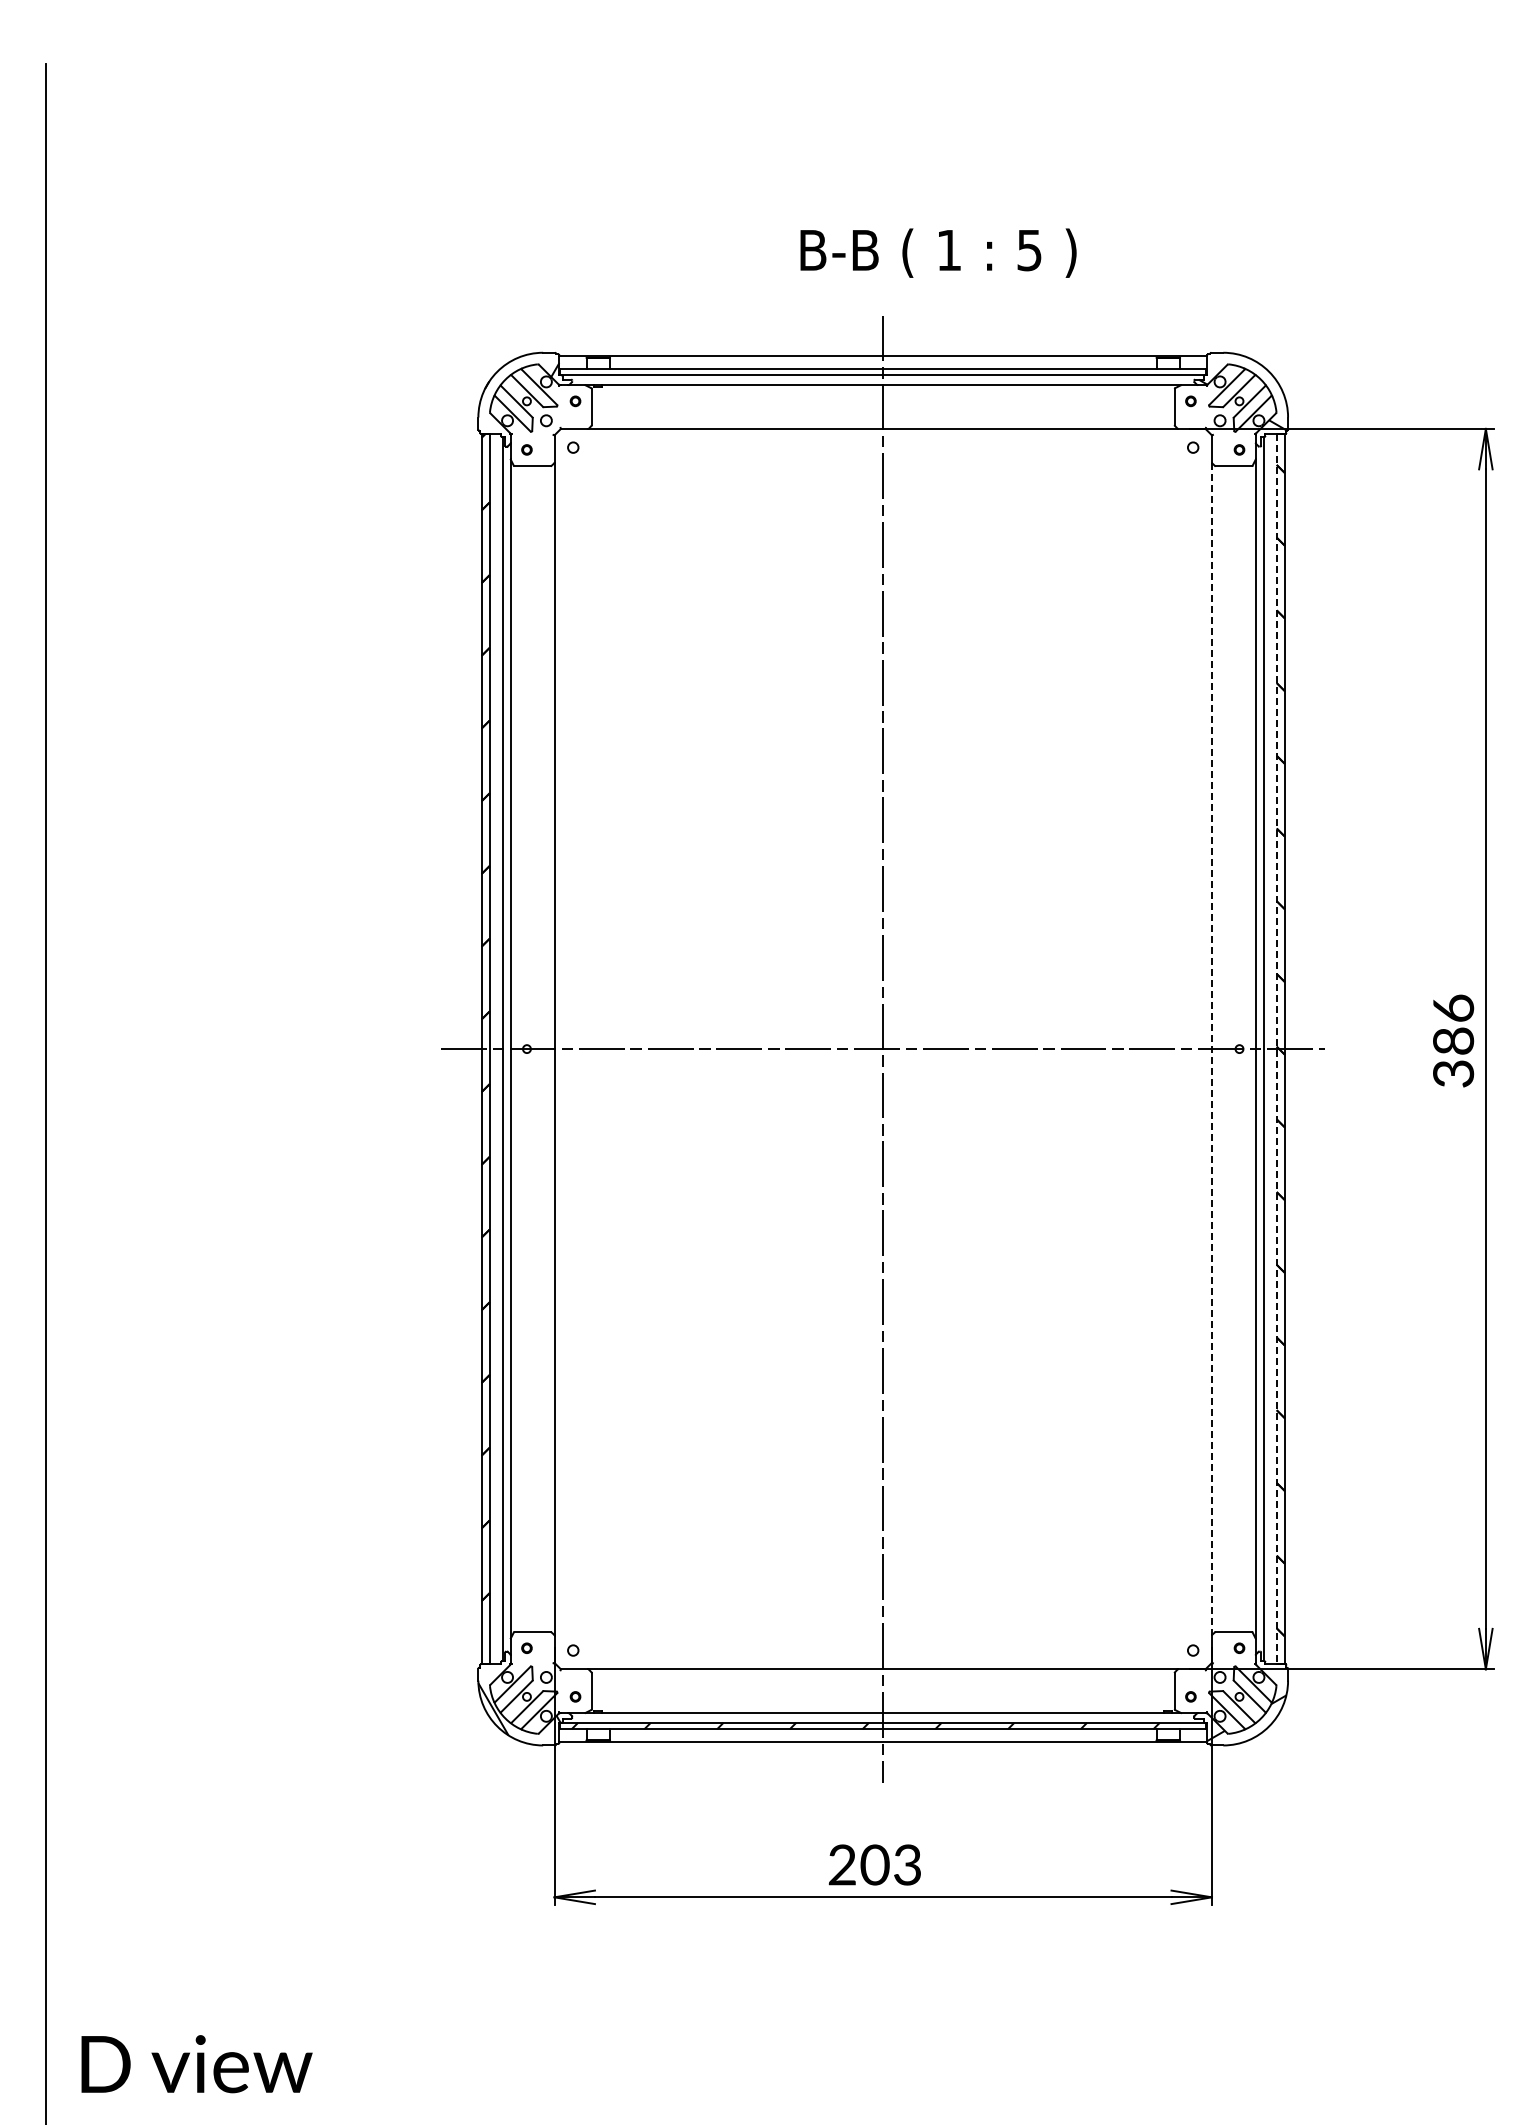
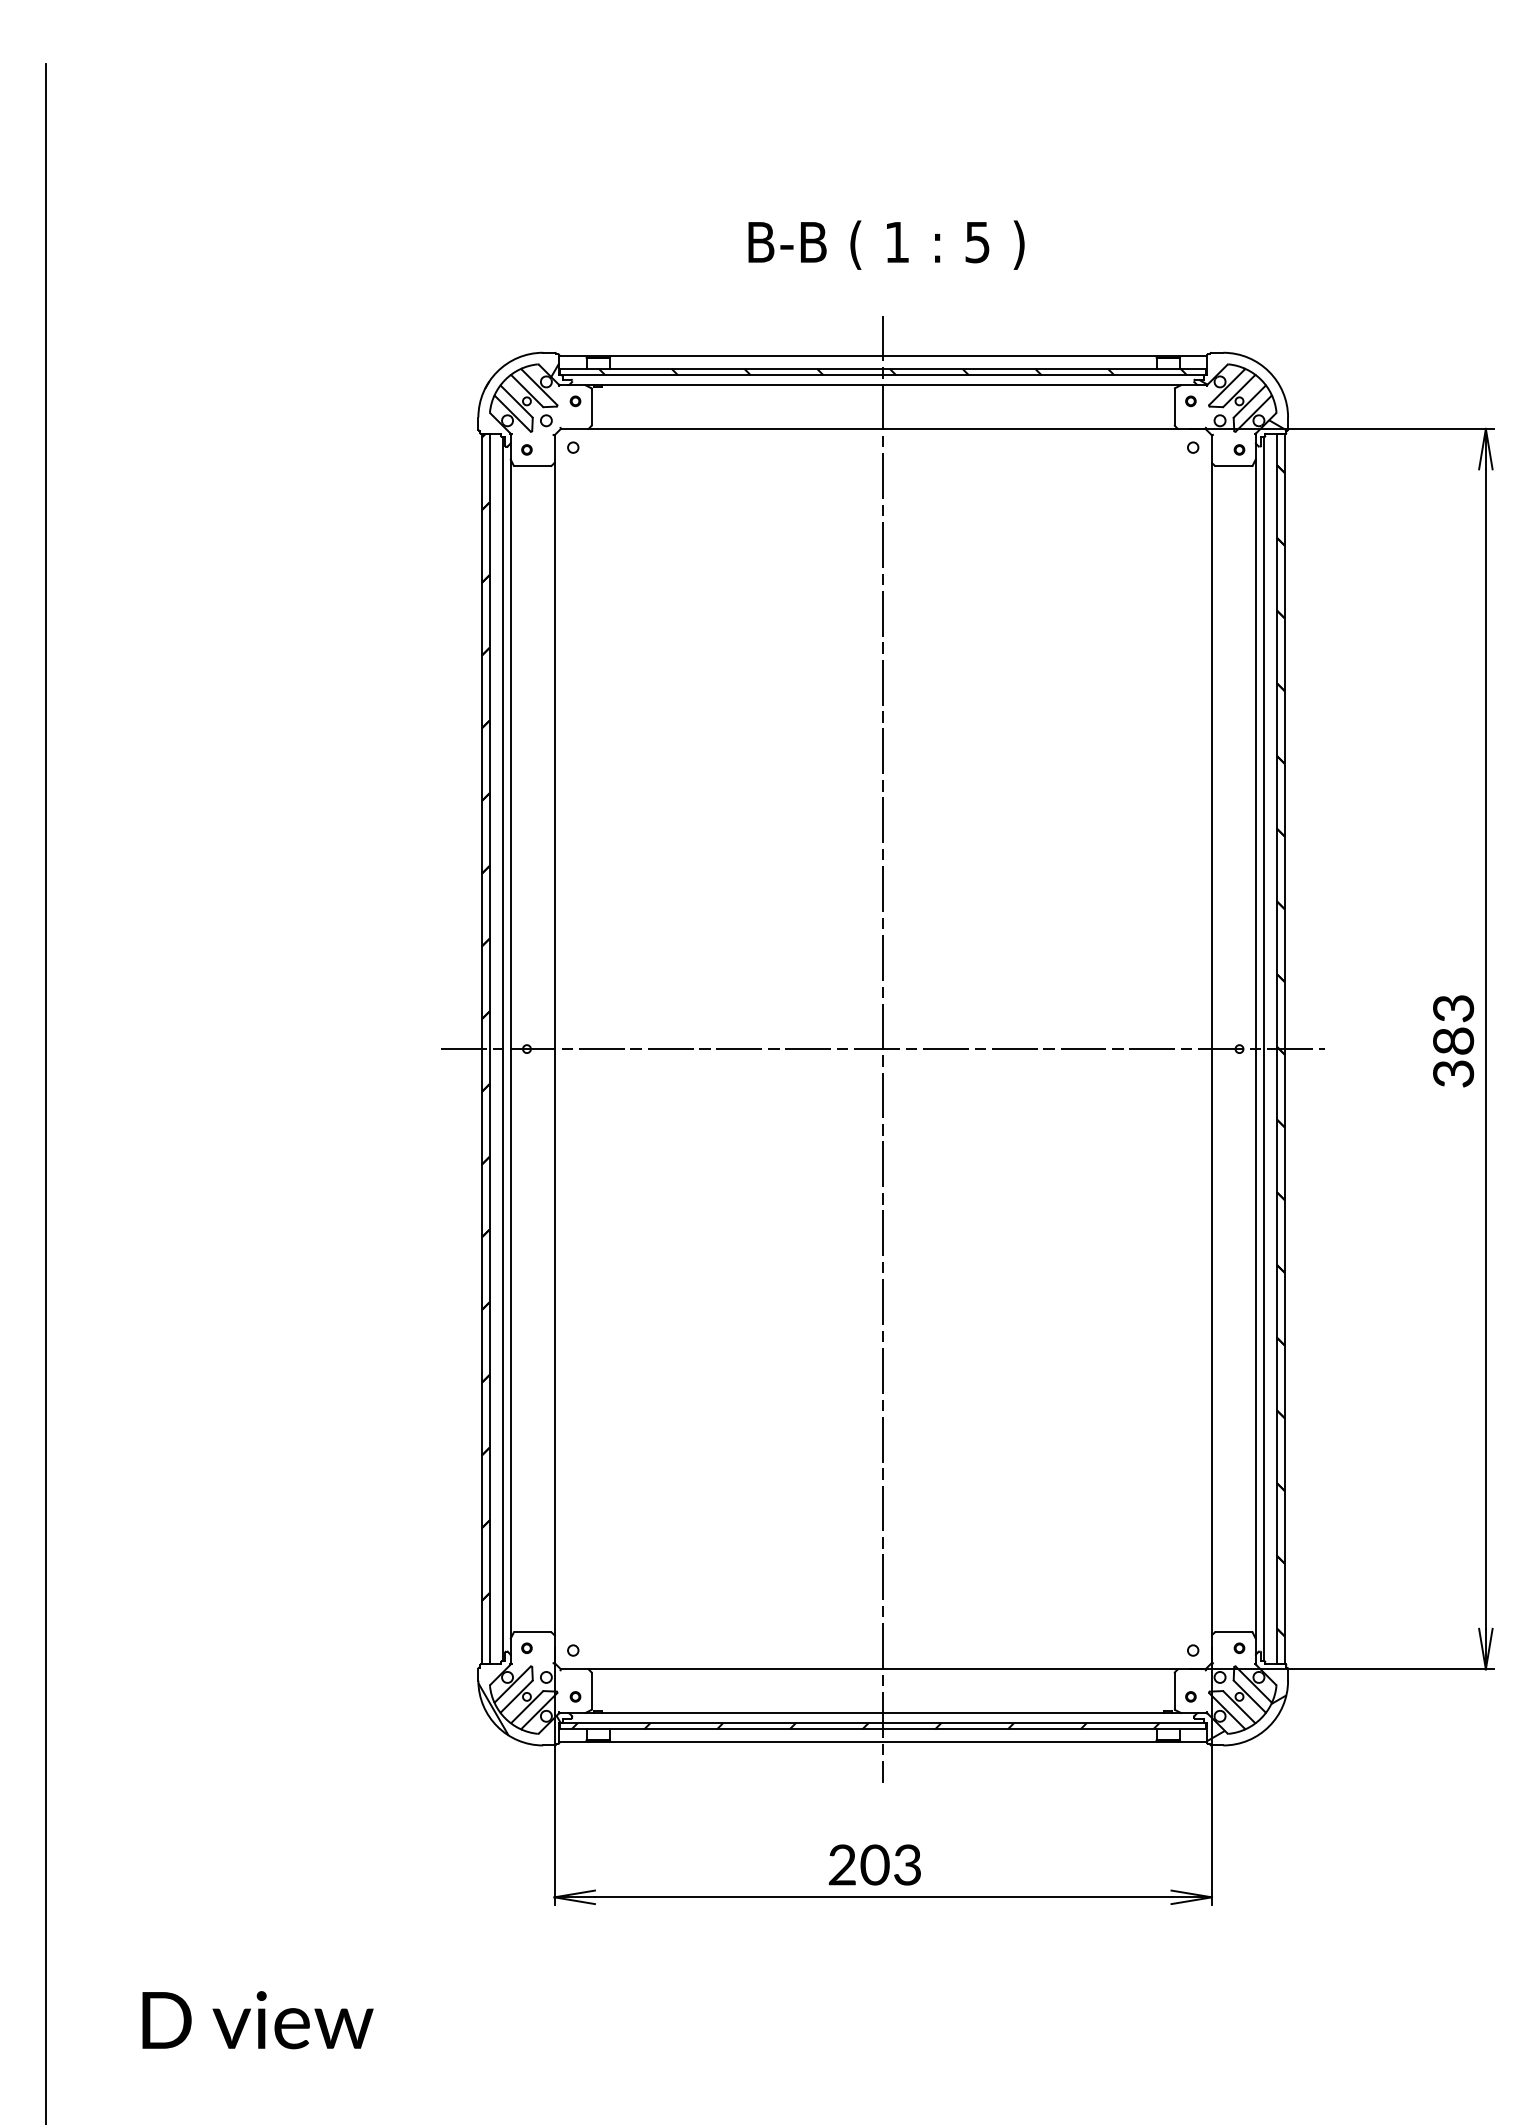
text position: (938, 252) -> (886, 244) (886, 244)
hatch: none -> present (893, 371)
text: 386 -> 383 (1453, 1008)
line: dashed -> solid (1211, 1049)
line: dashed -> solid (1276, 1049)
text position: (196, 2064) -> (257, 2020) (257, 2020)
